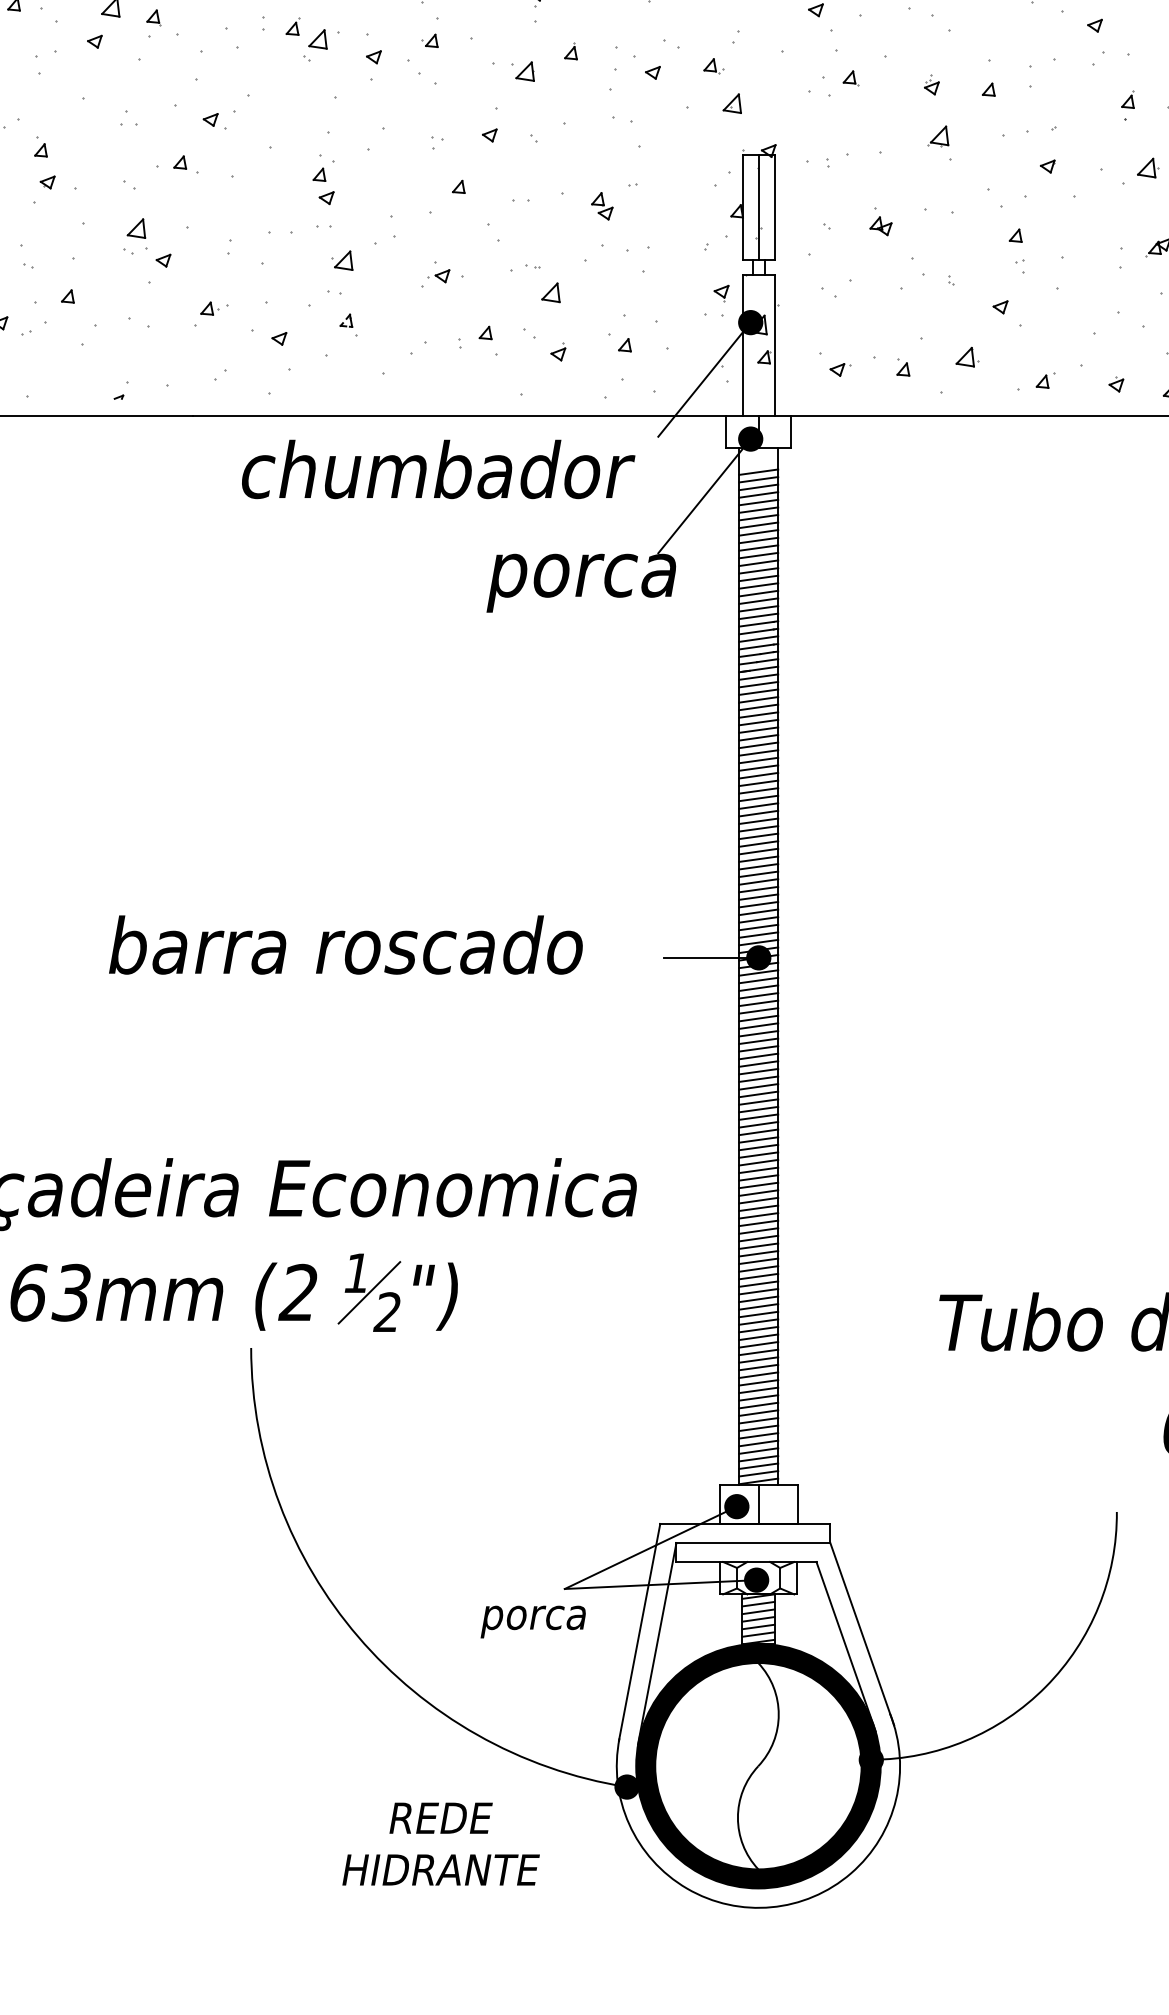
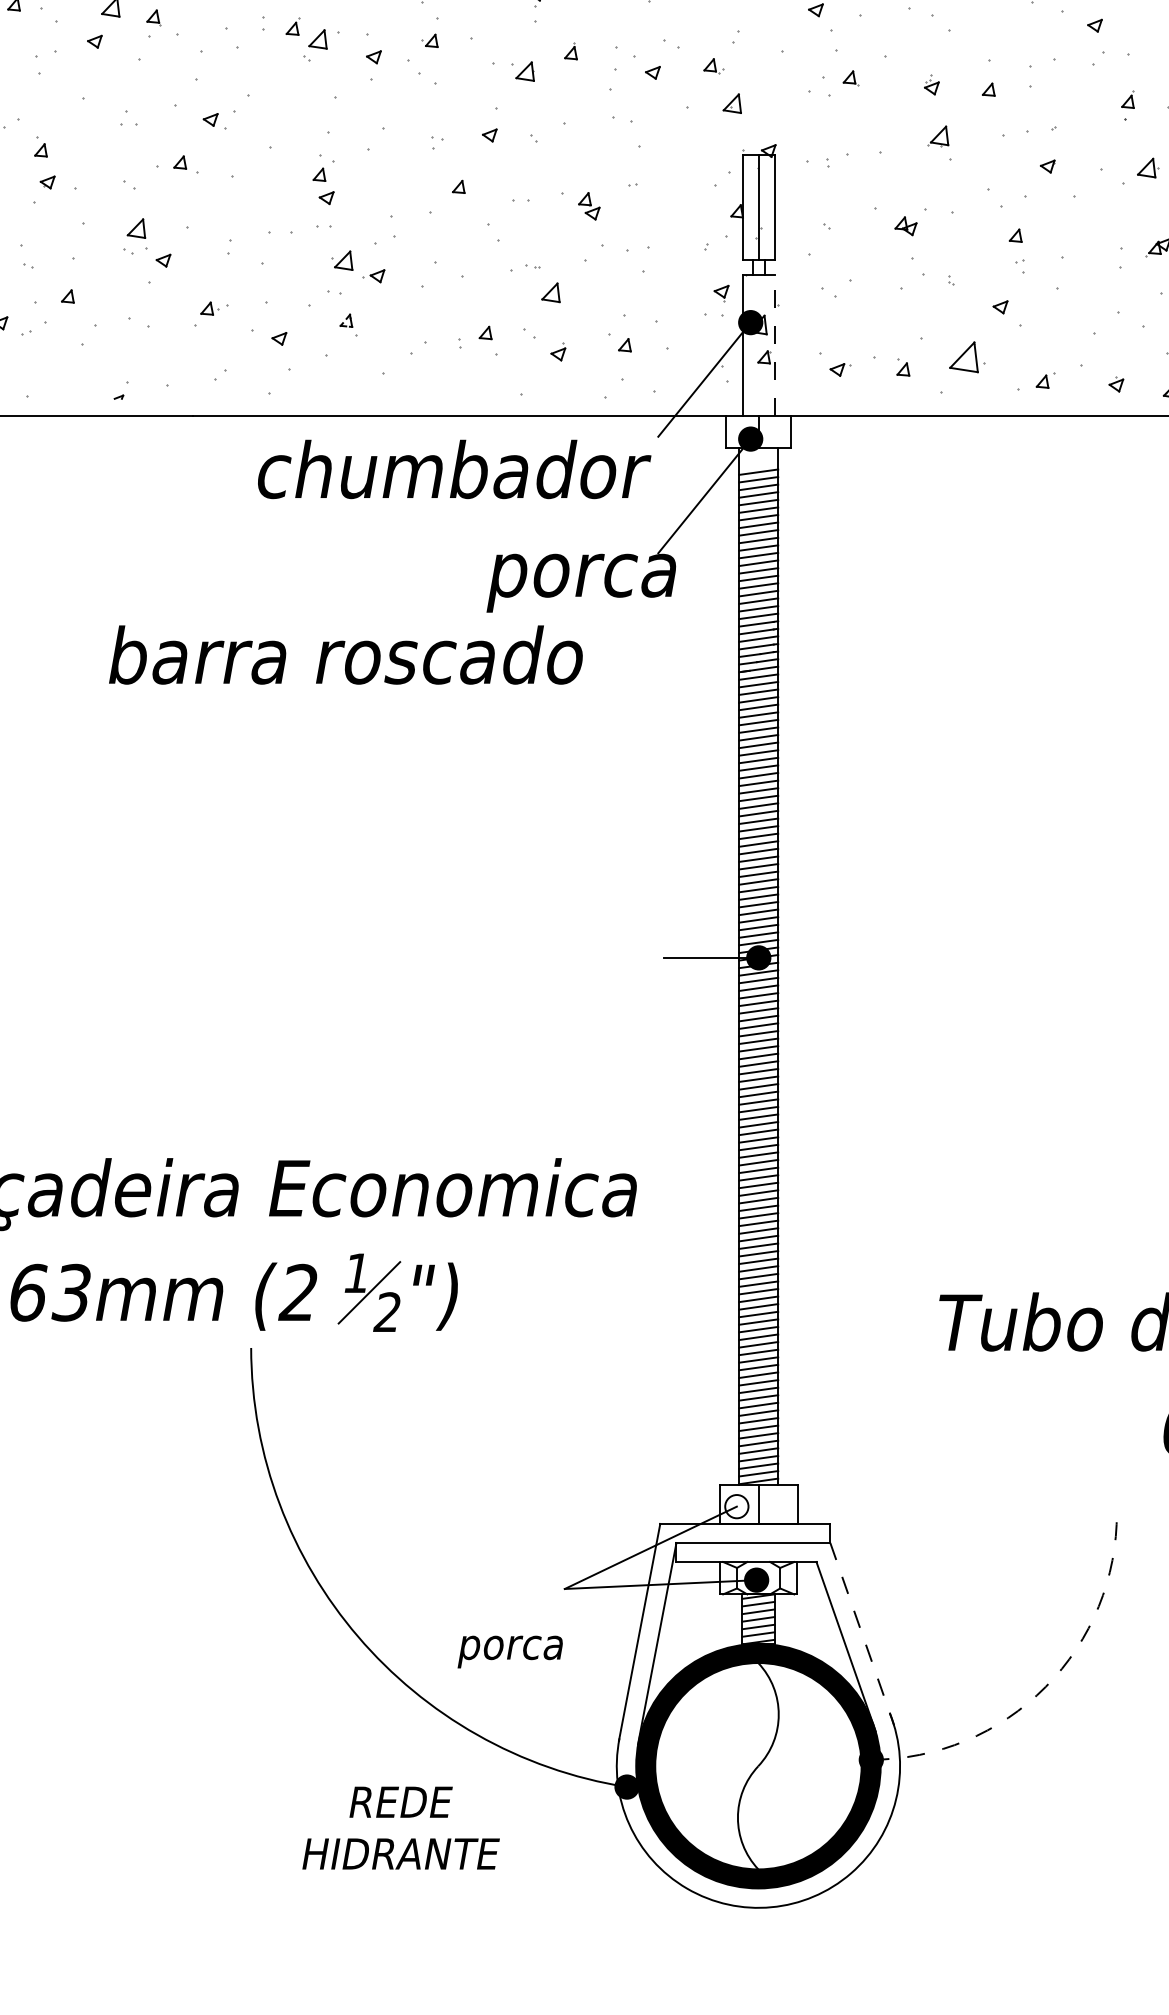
part position: (602, 206) -> (589, 206) (589, 206)
part position: (880, 226) -> (905, 226) (905, 226)
part position: (438, 276) -> (373, 276) (373, 276)
line: solid -> dashed (774, 345)
part size: 25x22 px -> 37x33 px (967, 357)
text position: (438, 469) -> (454, 469) (454, 469)
text position: (345, 944) -> (345, 654) (345, 654)
fill: present -> none (736, 1506)
text position: (532, 1621) -> (509, 1651) (509, 1651)
line: solid -> dashed (862, 1634)
arc: solid -> dashed (1045, 1686)
text position: (440, 1843) -> (400, 1827) (400, 1827)
